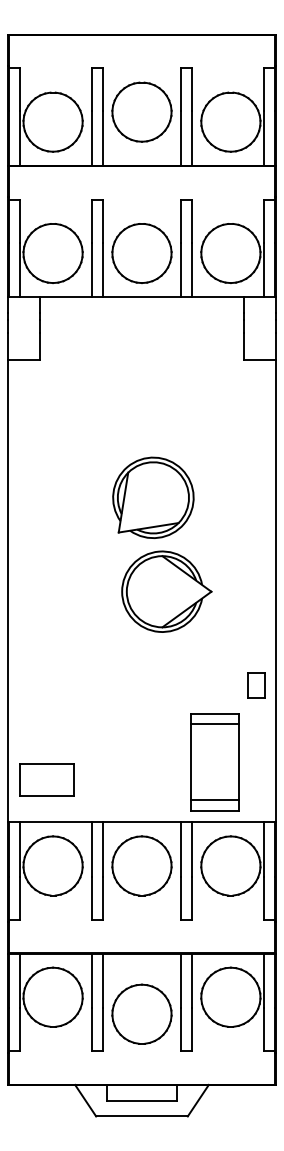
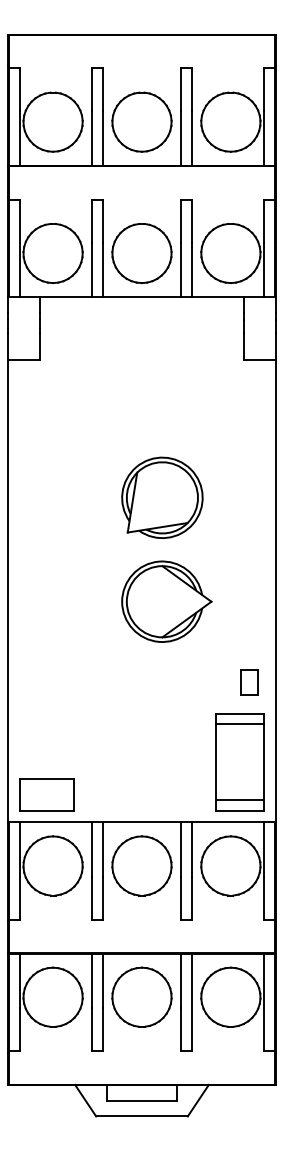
part position: (141, 111) -> (141, 121) (141, 121)
part position: (153, 497) -> (162, 497) (162, 497)
part position: (166, 591) -> (166, 601) (166, 601)
part position: (256, 685) -> (249, 682) (249, 682)
part position: (214, 762) -> (239, 762) (239, 762)
part position: (46, 779) -> (46, 794) (46, 794)
part position: (141, 1013) -> (141, 996) (141, 996)
